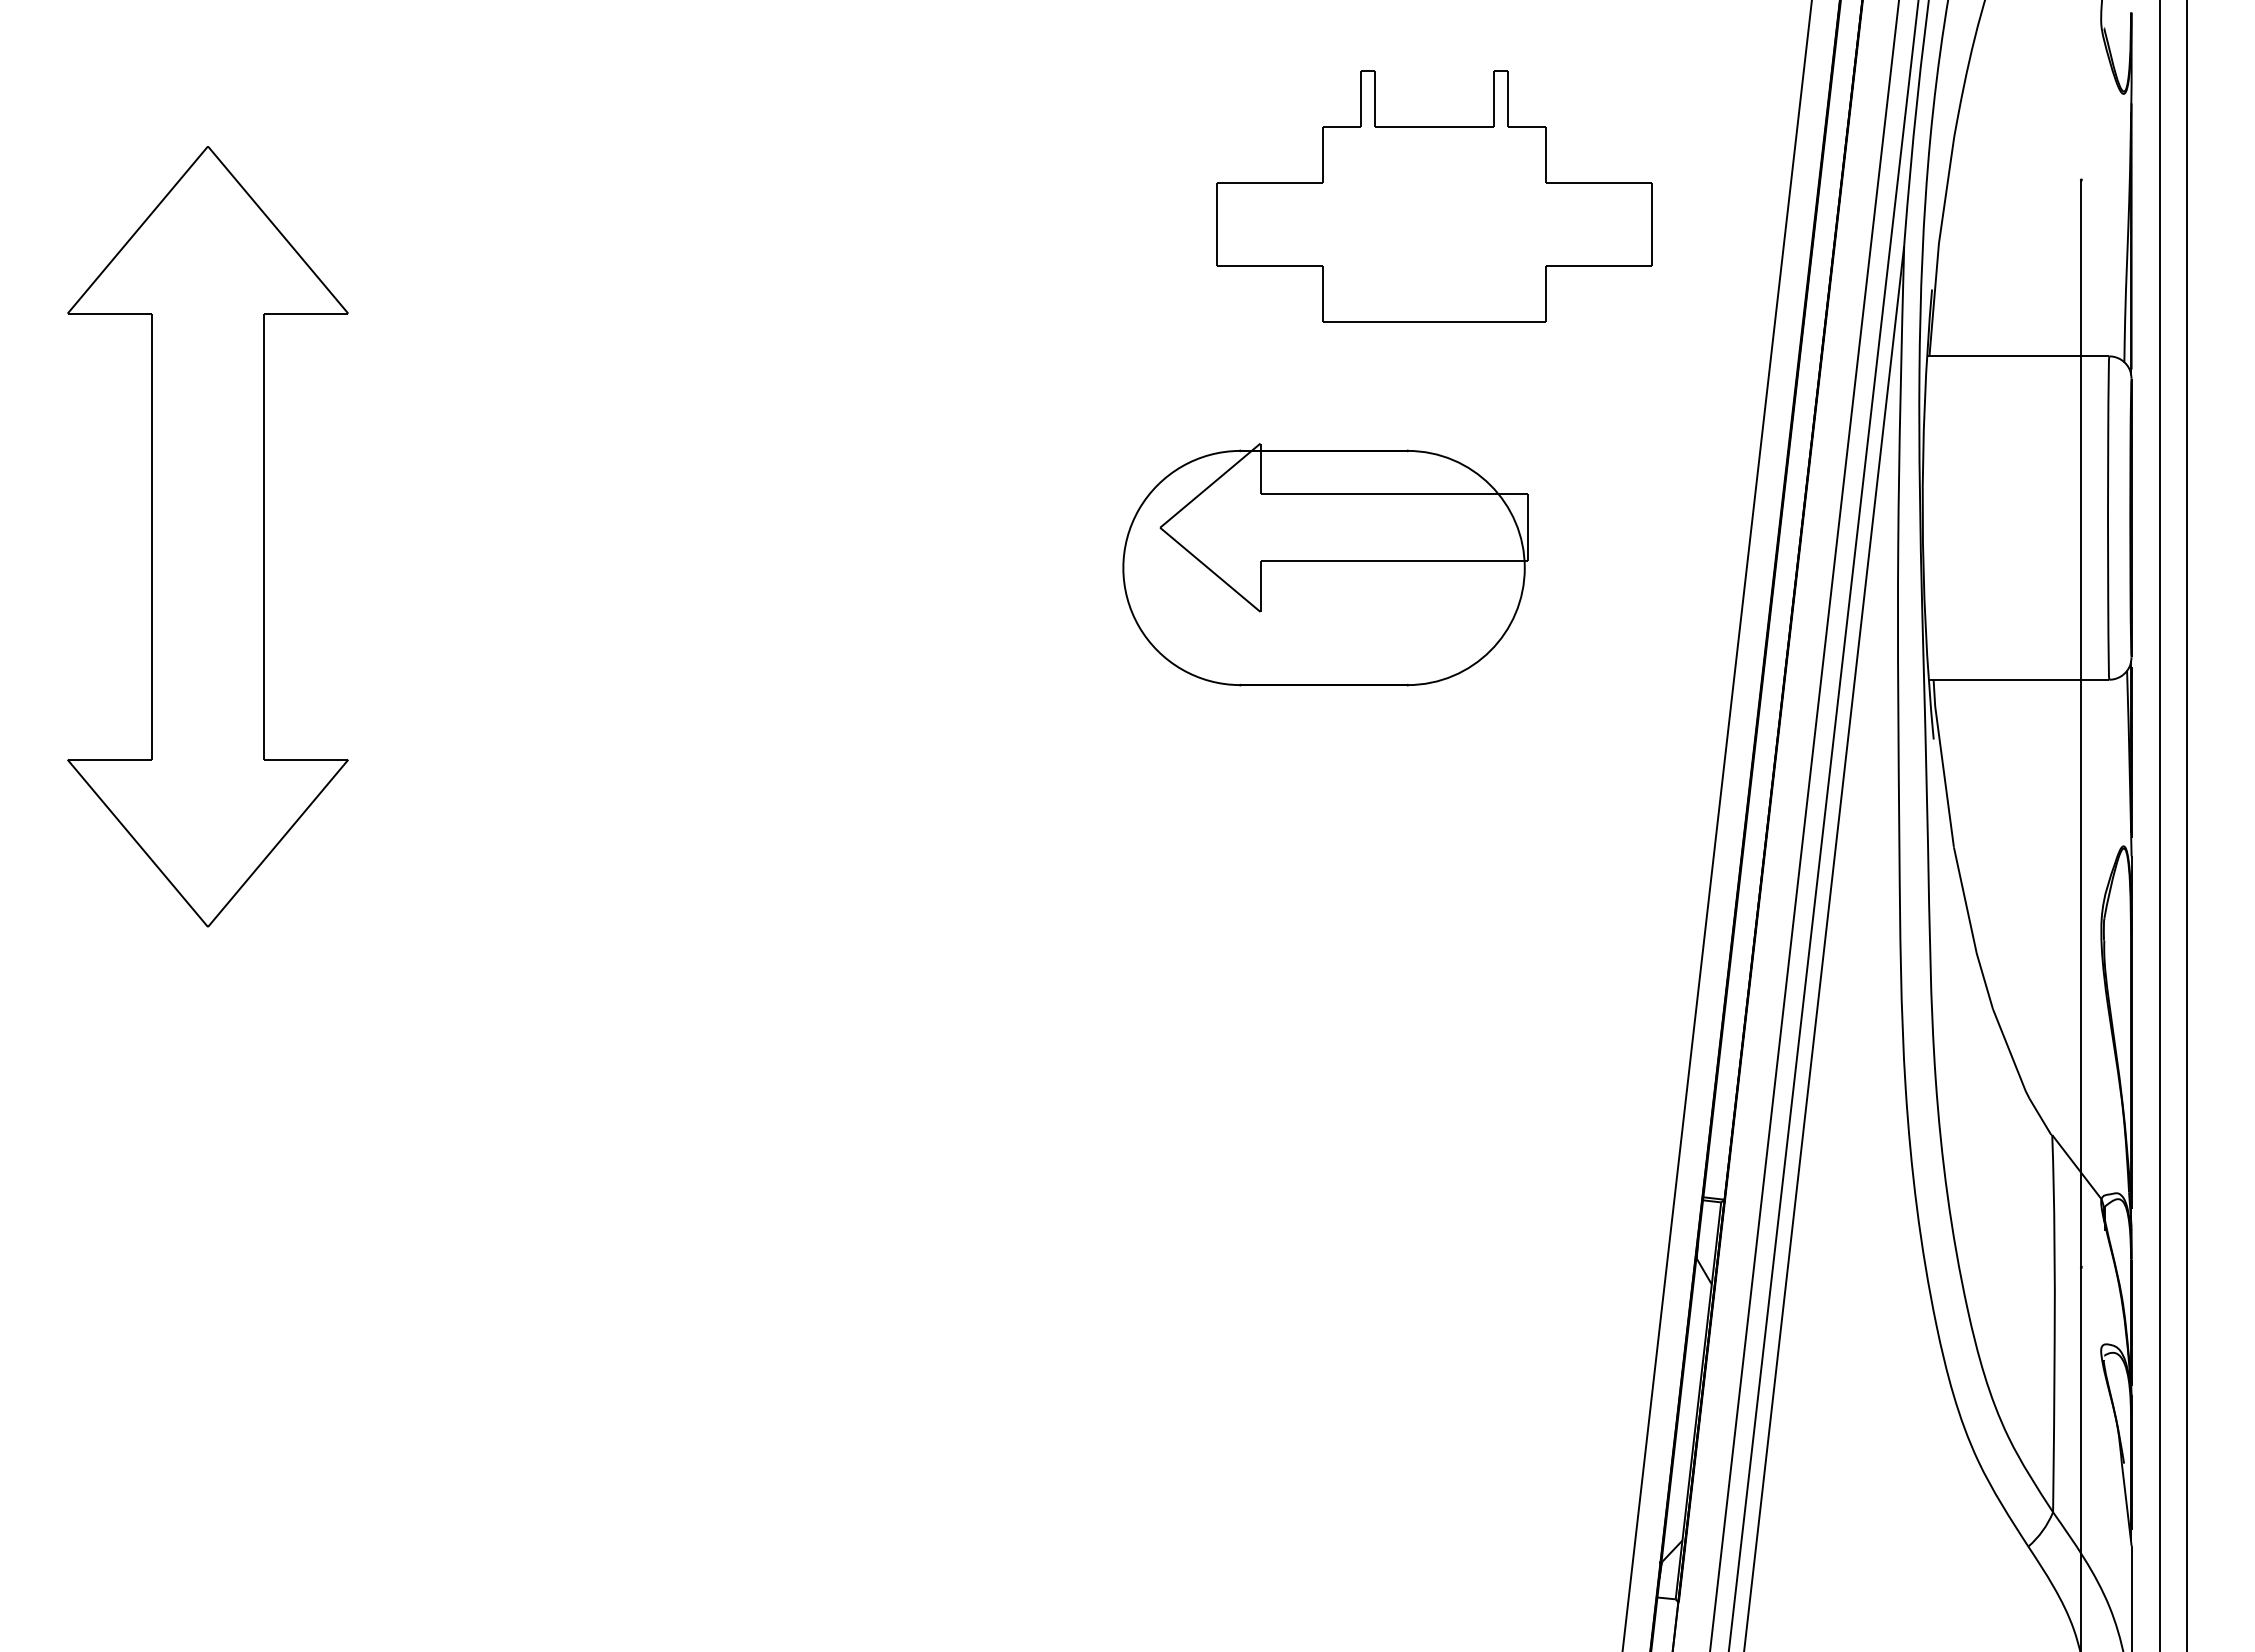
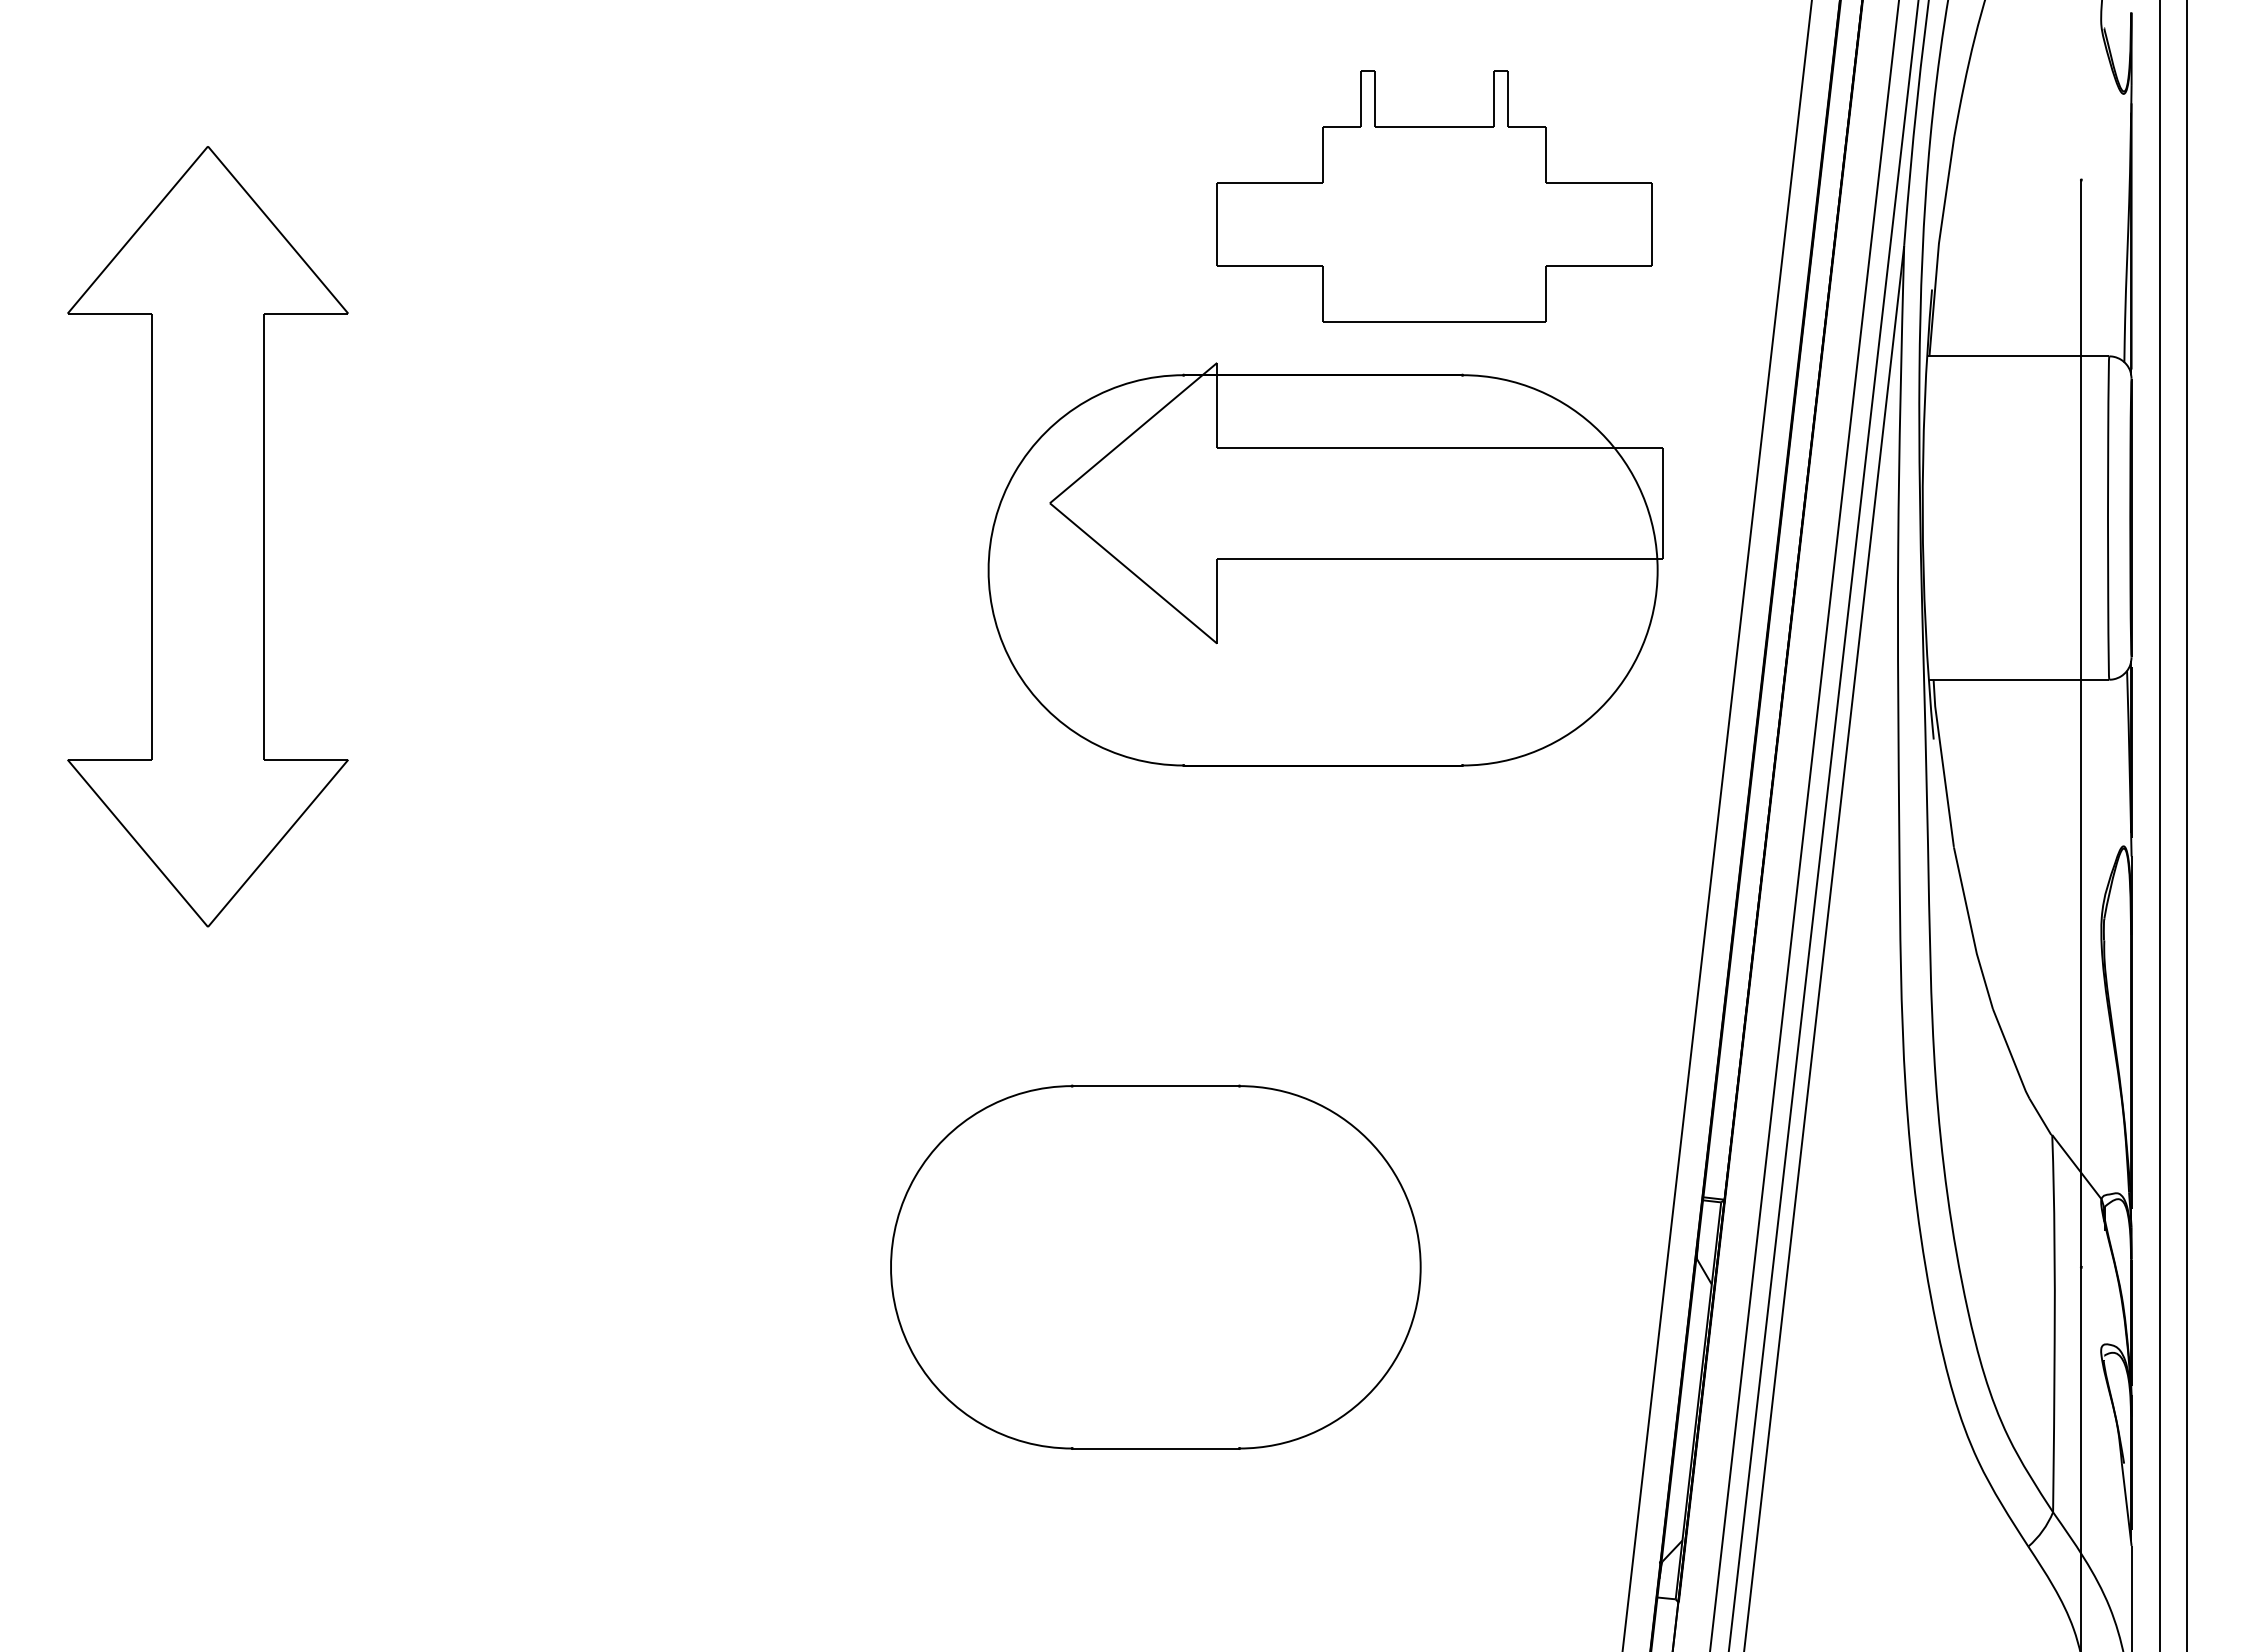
part size: 407x244 px -> 677x405 px (1325, 564)
part: none -> present (1155, 1266)
